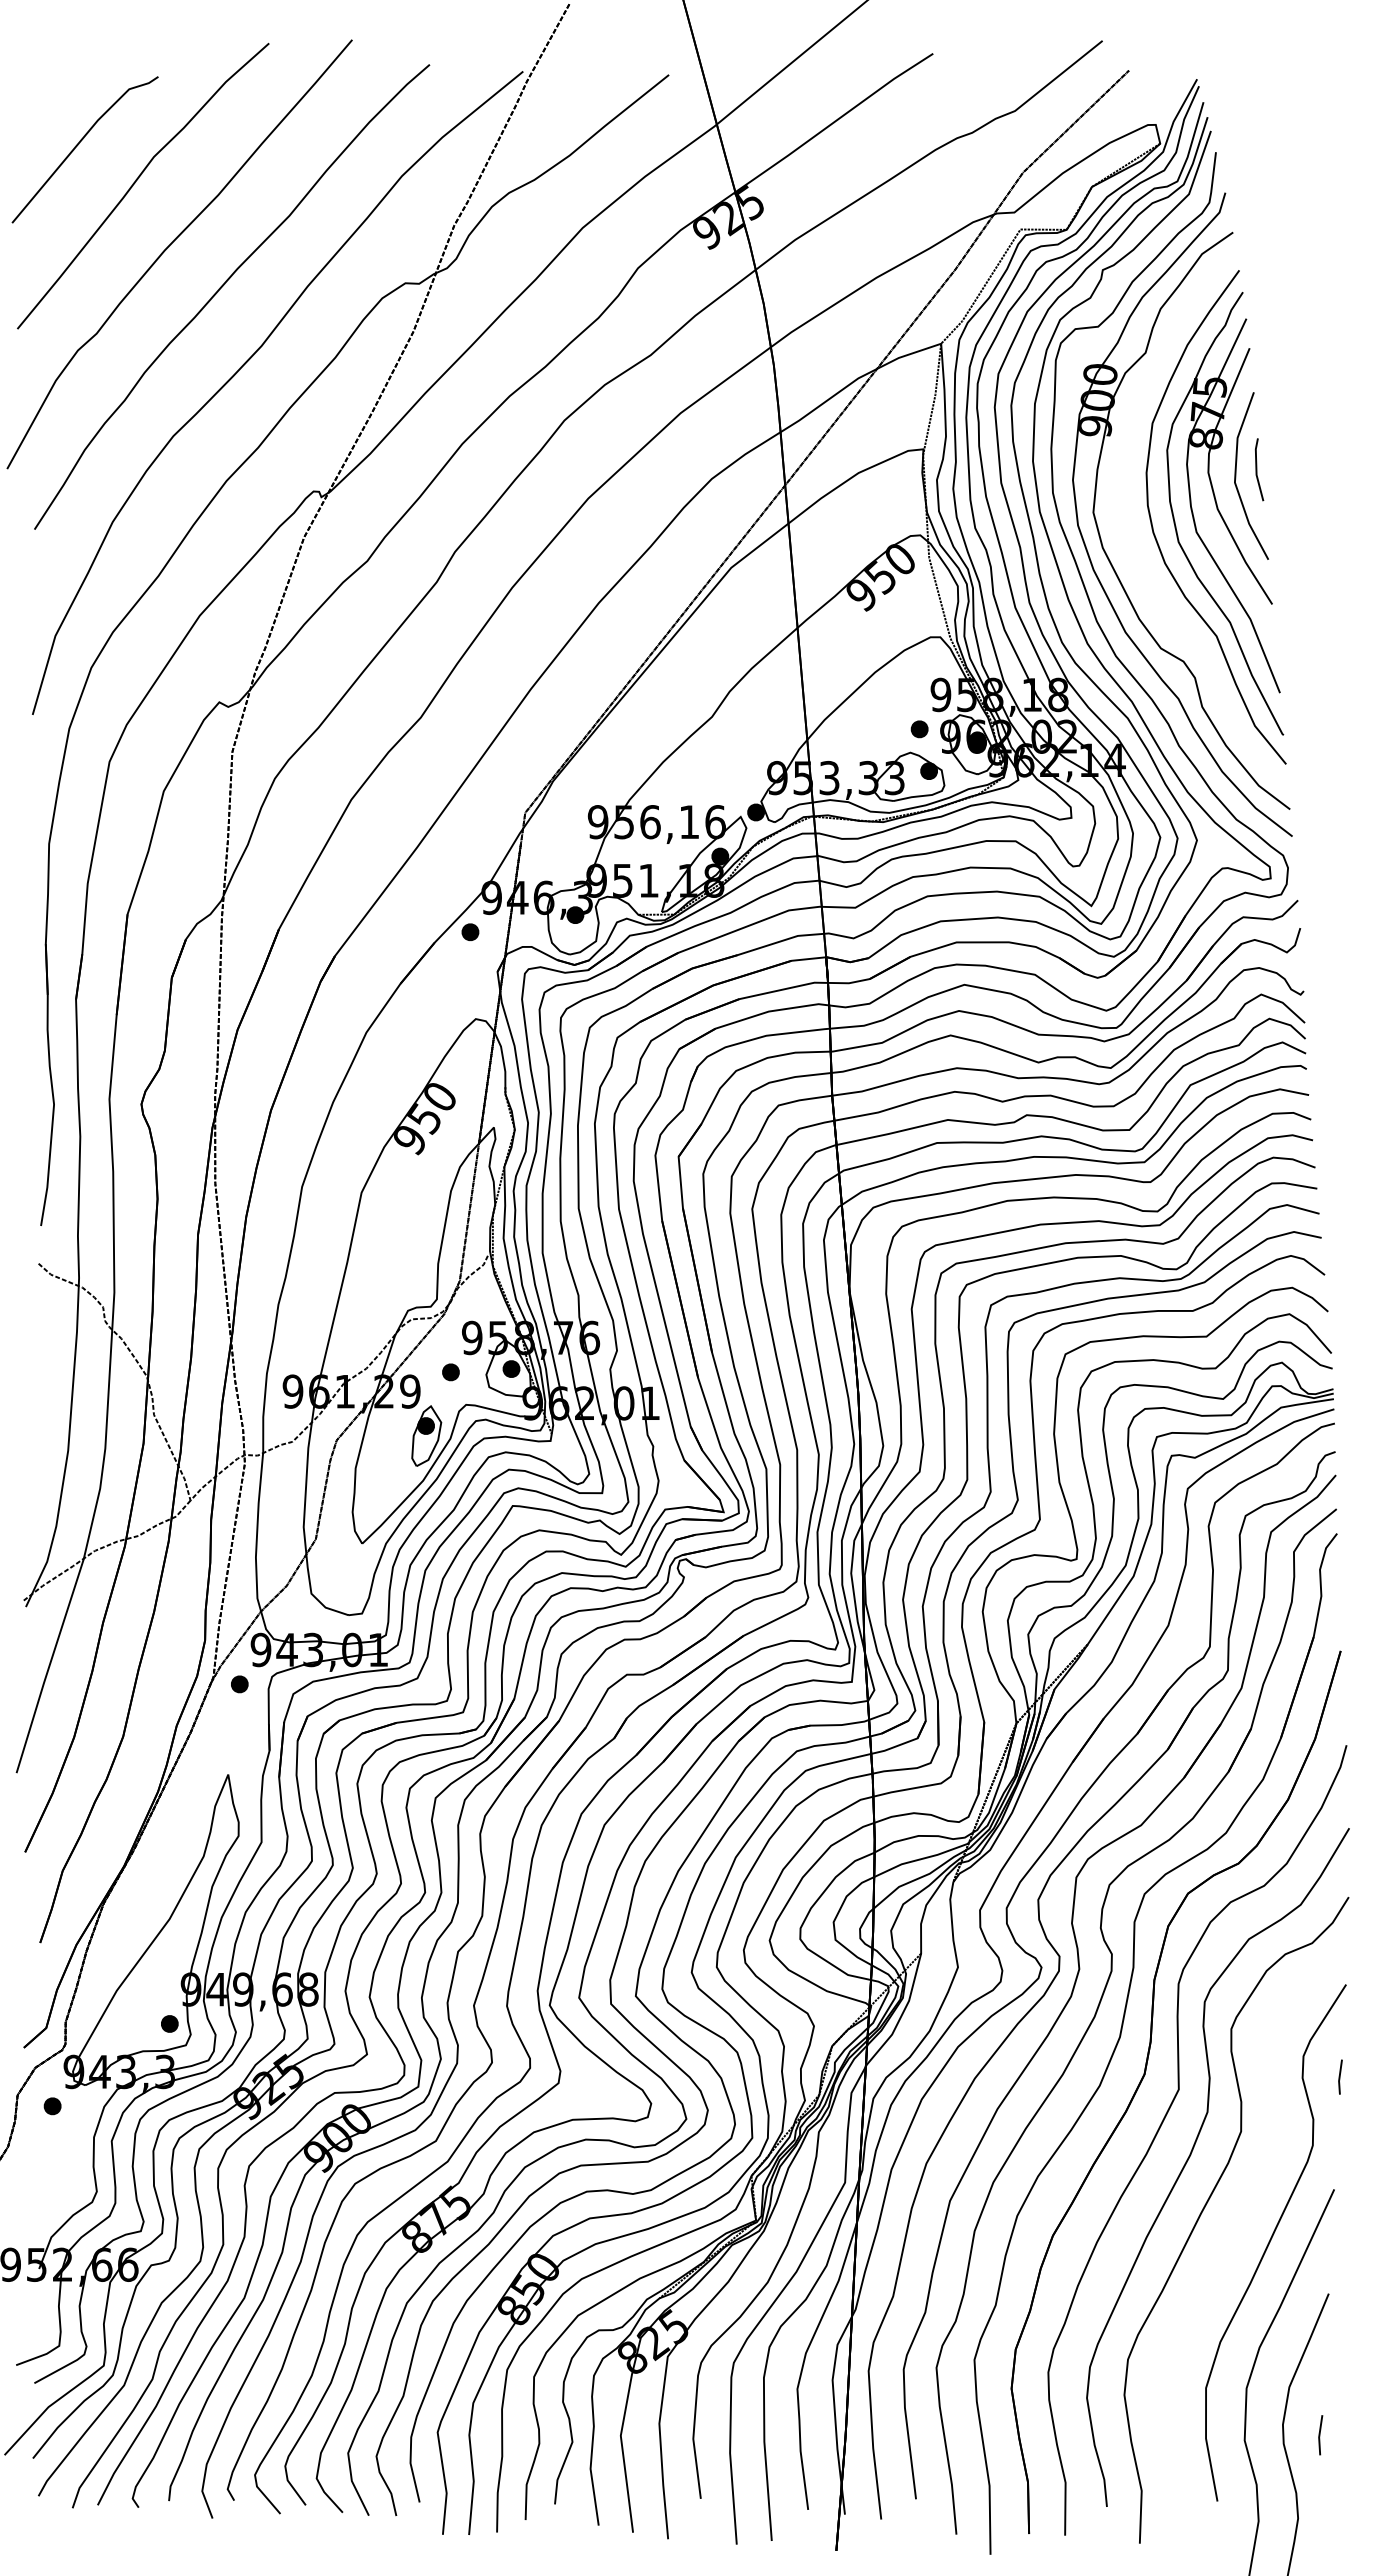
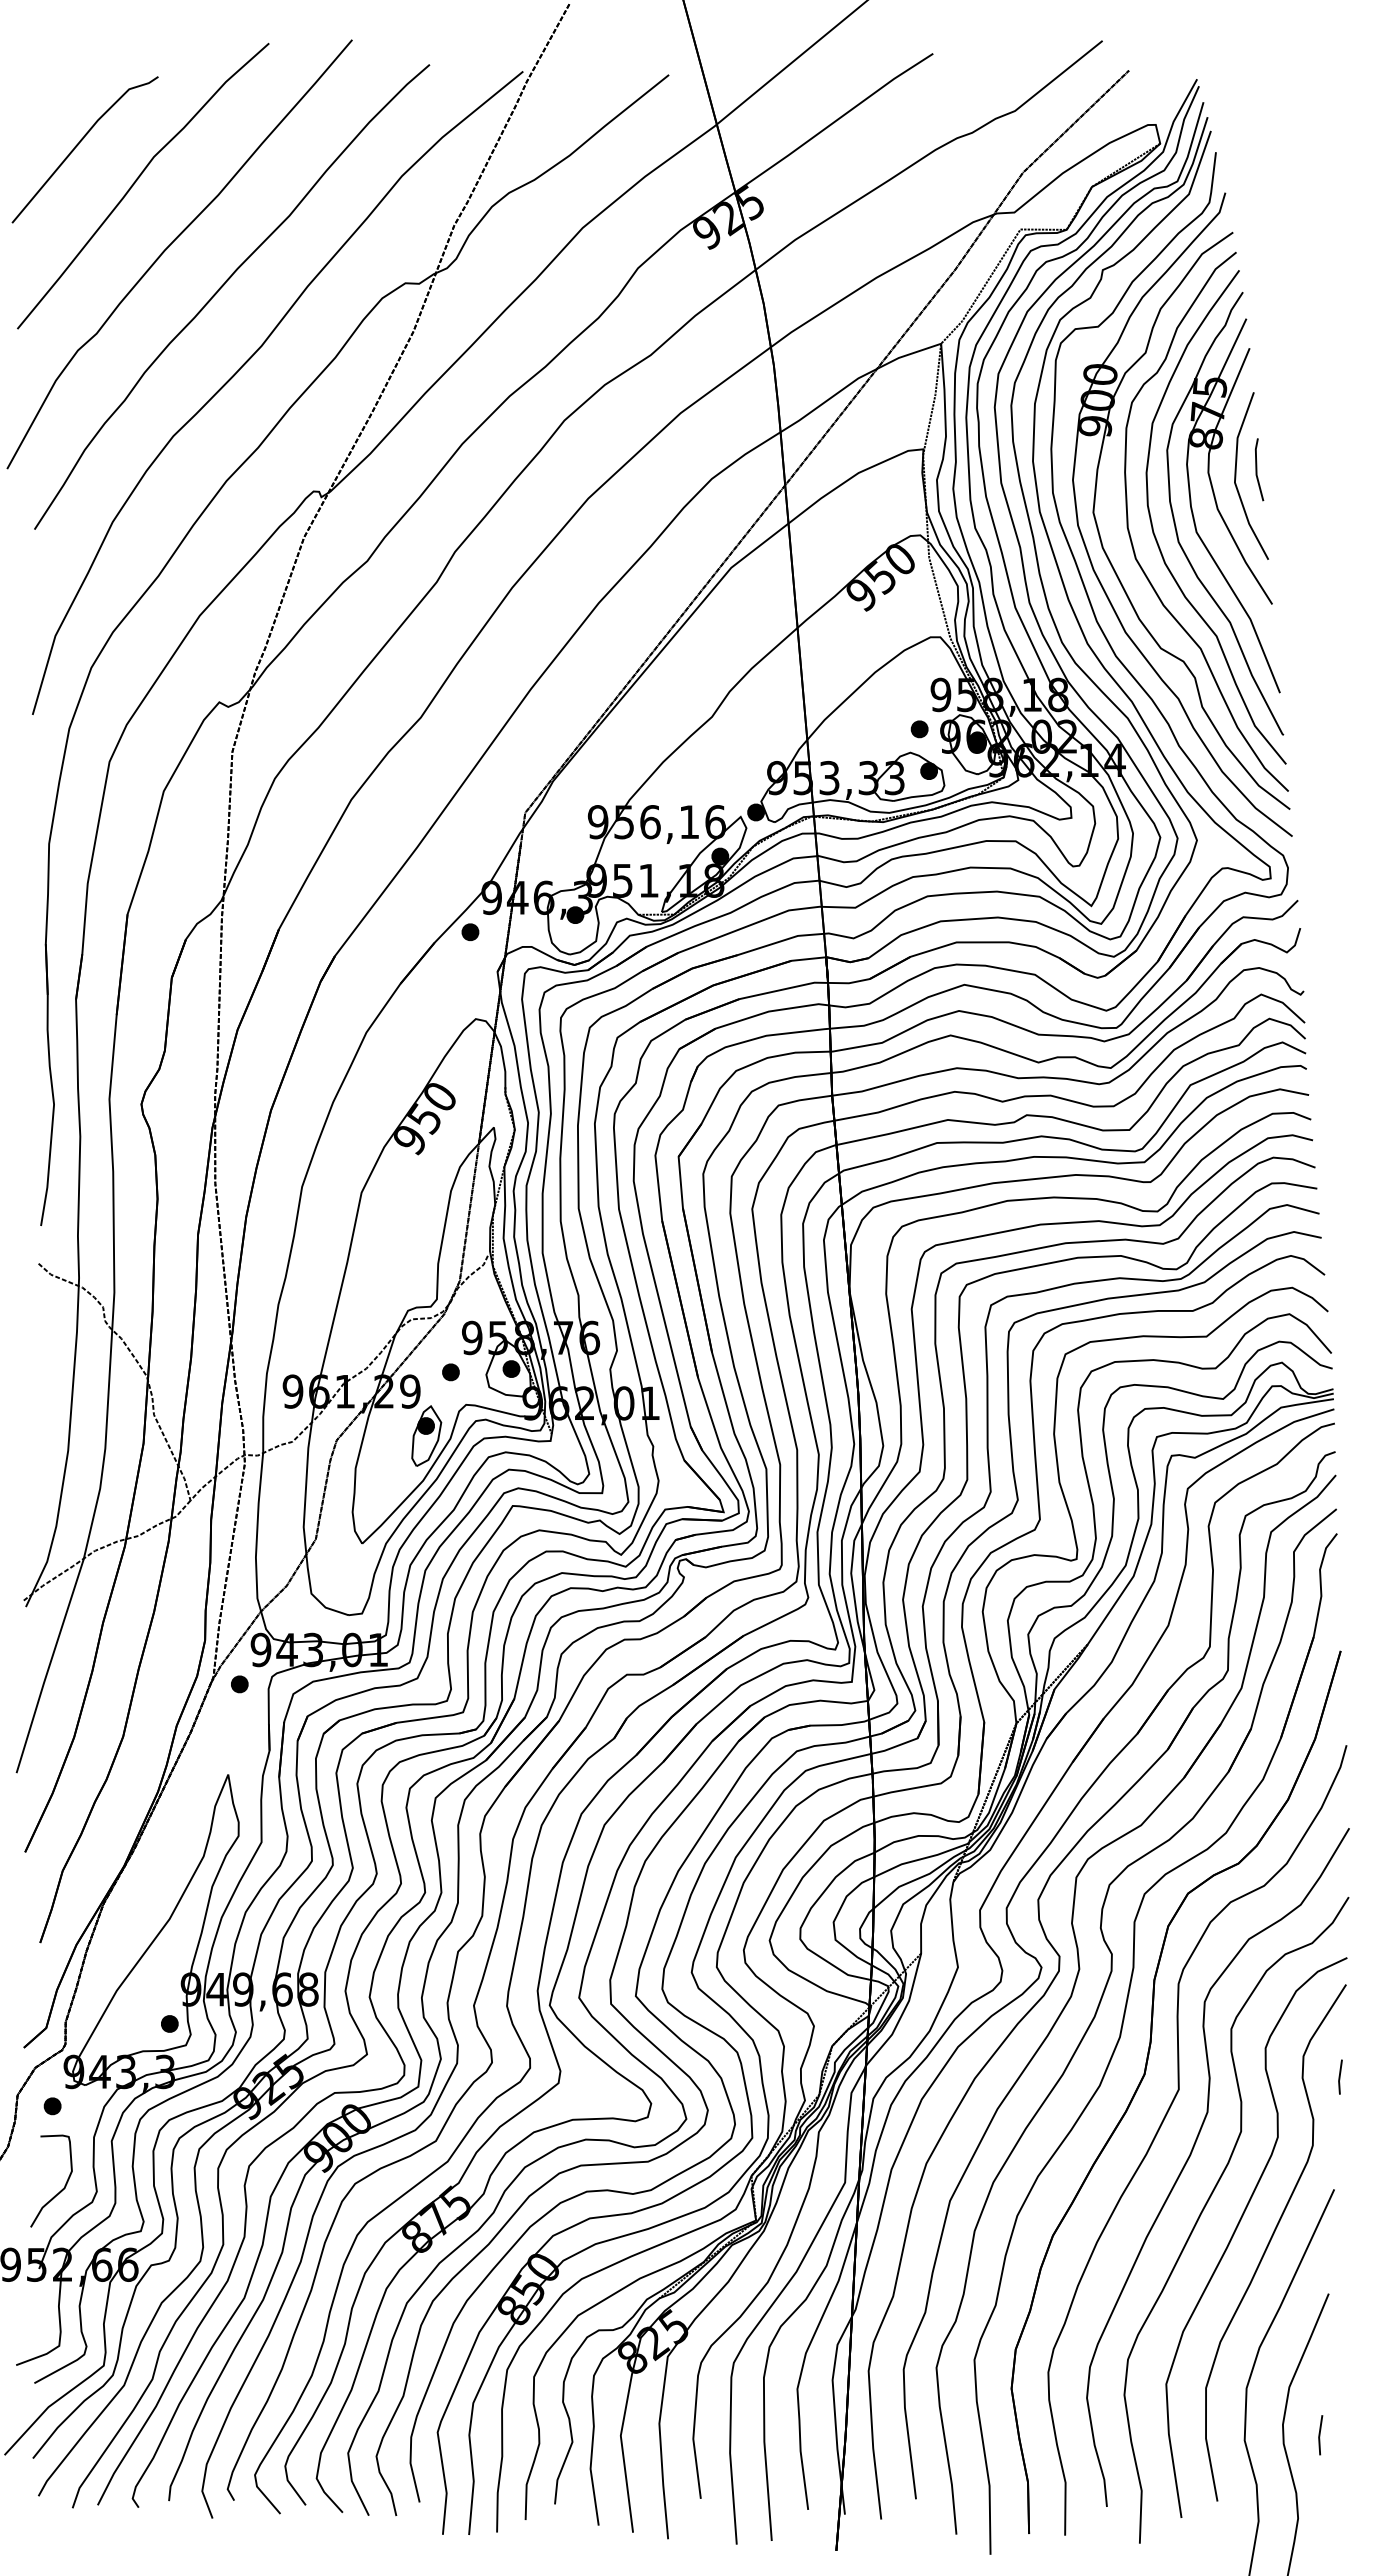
curve: none -> present (1132, 541)
curve: none -> present (61, 2189)
curve: none -> present (1237, 2228)
